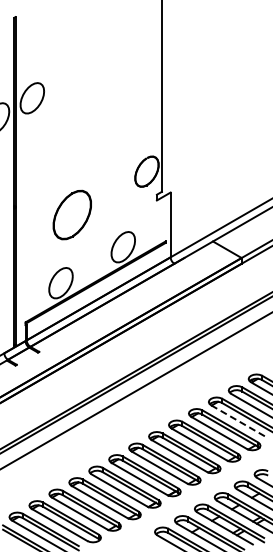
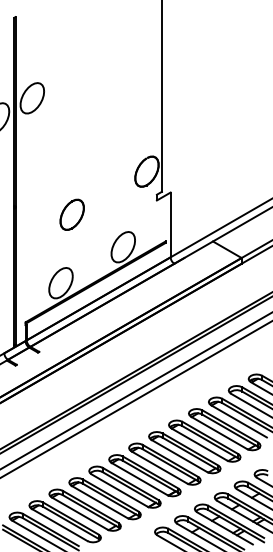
part size: 40x52 px -> 26x33 px (71, 214)
line: none -> present (135, 399)
line: dashed -> solid (239, 421)
